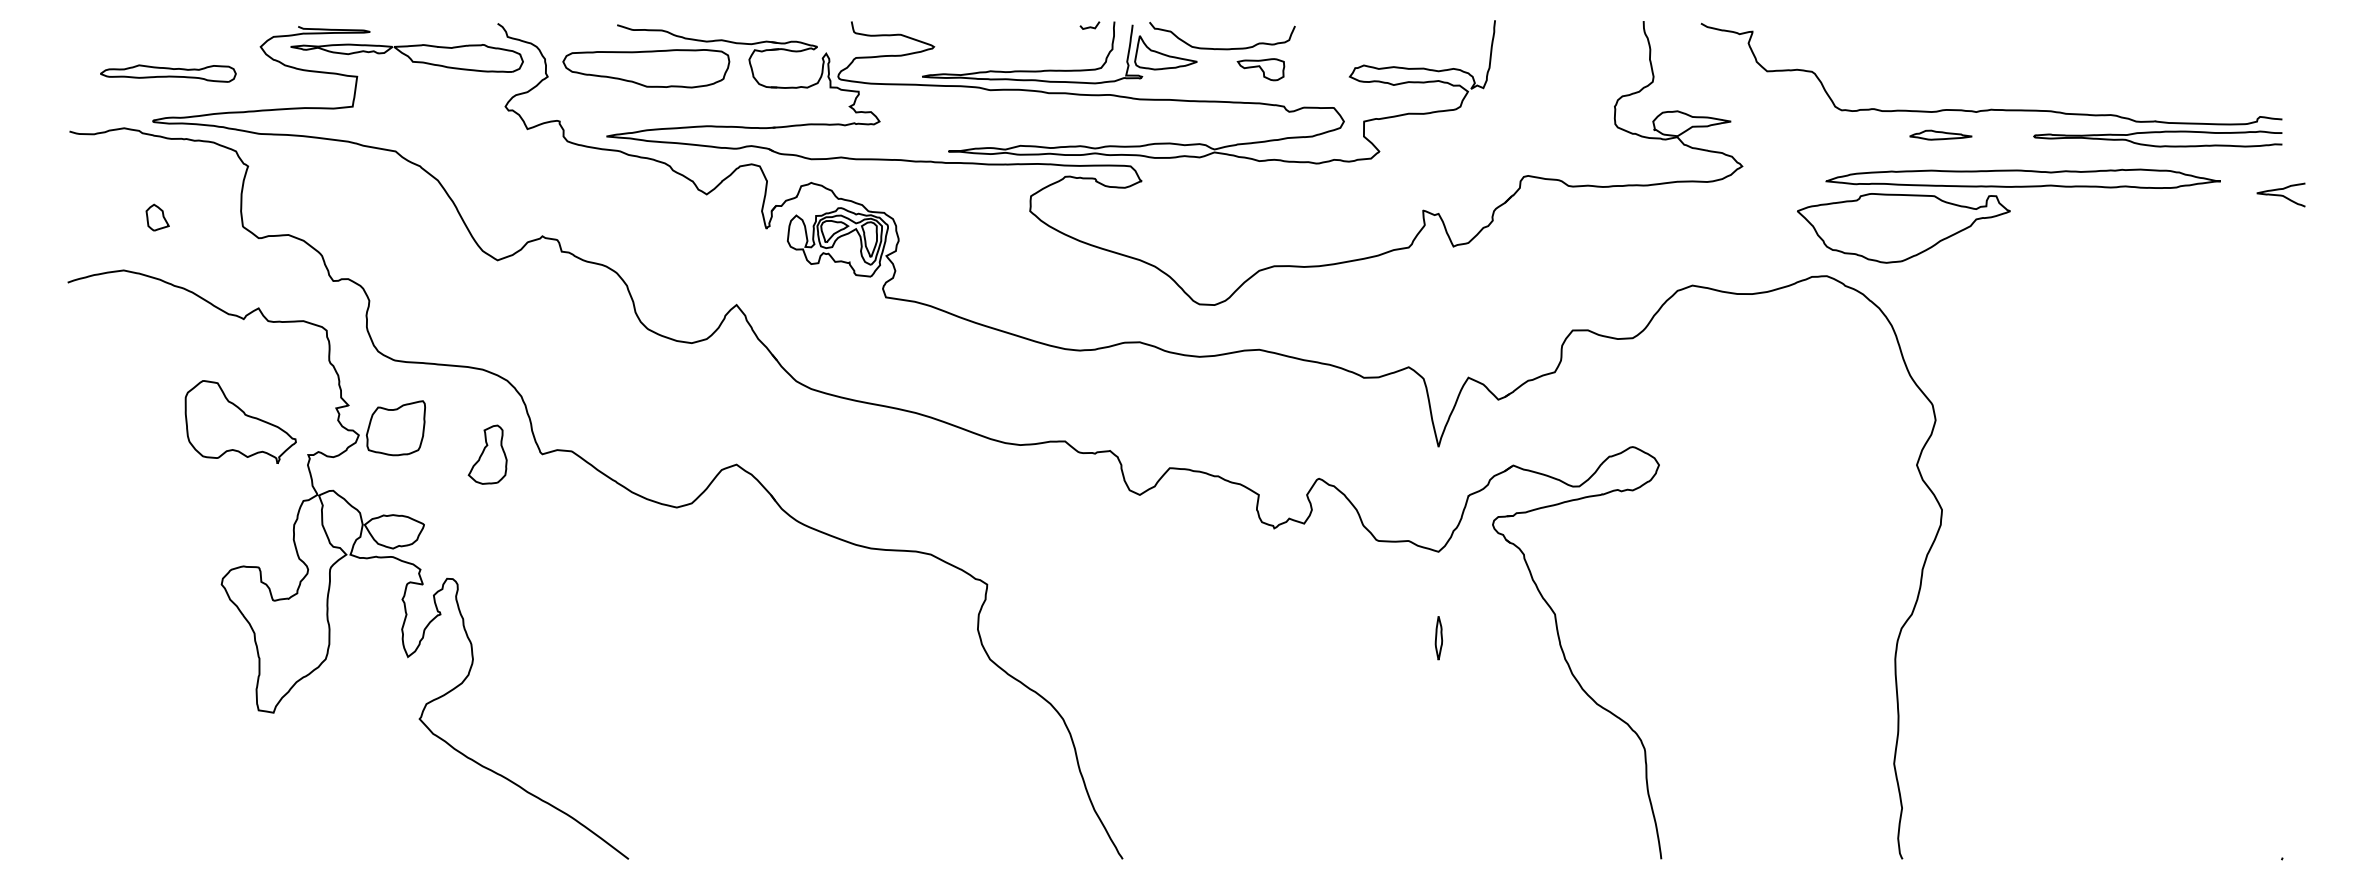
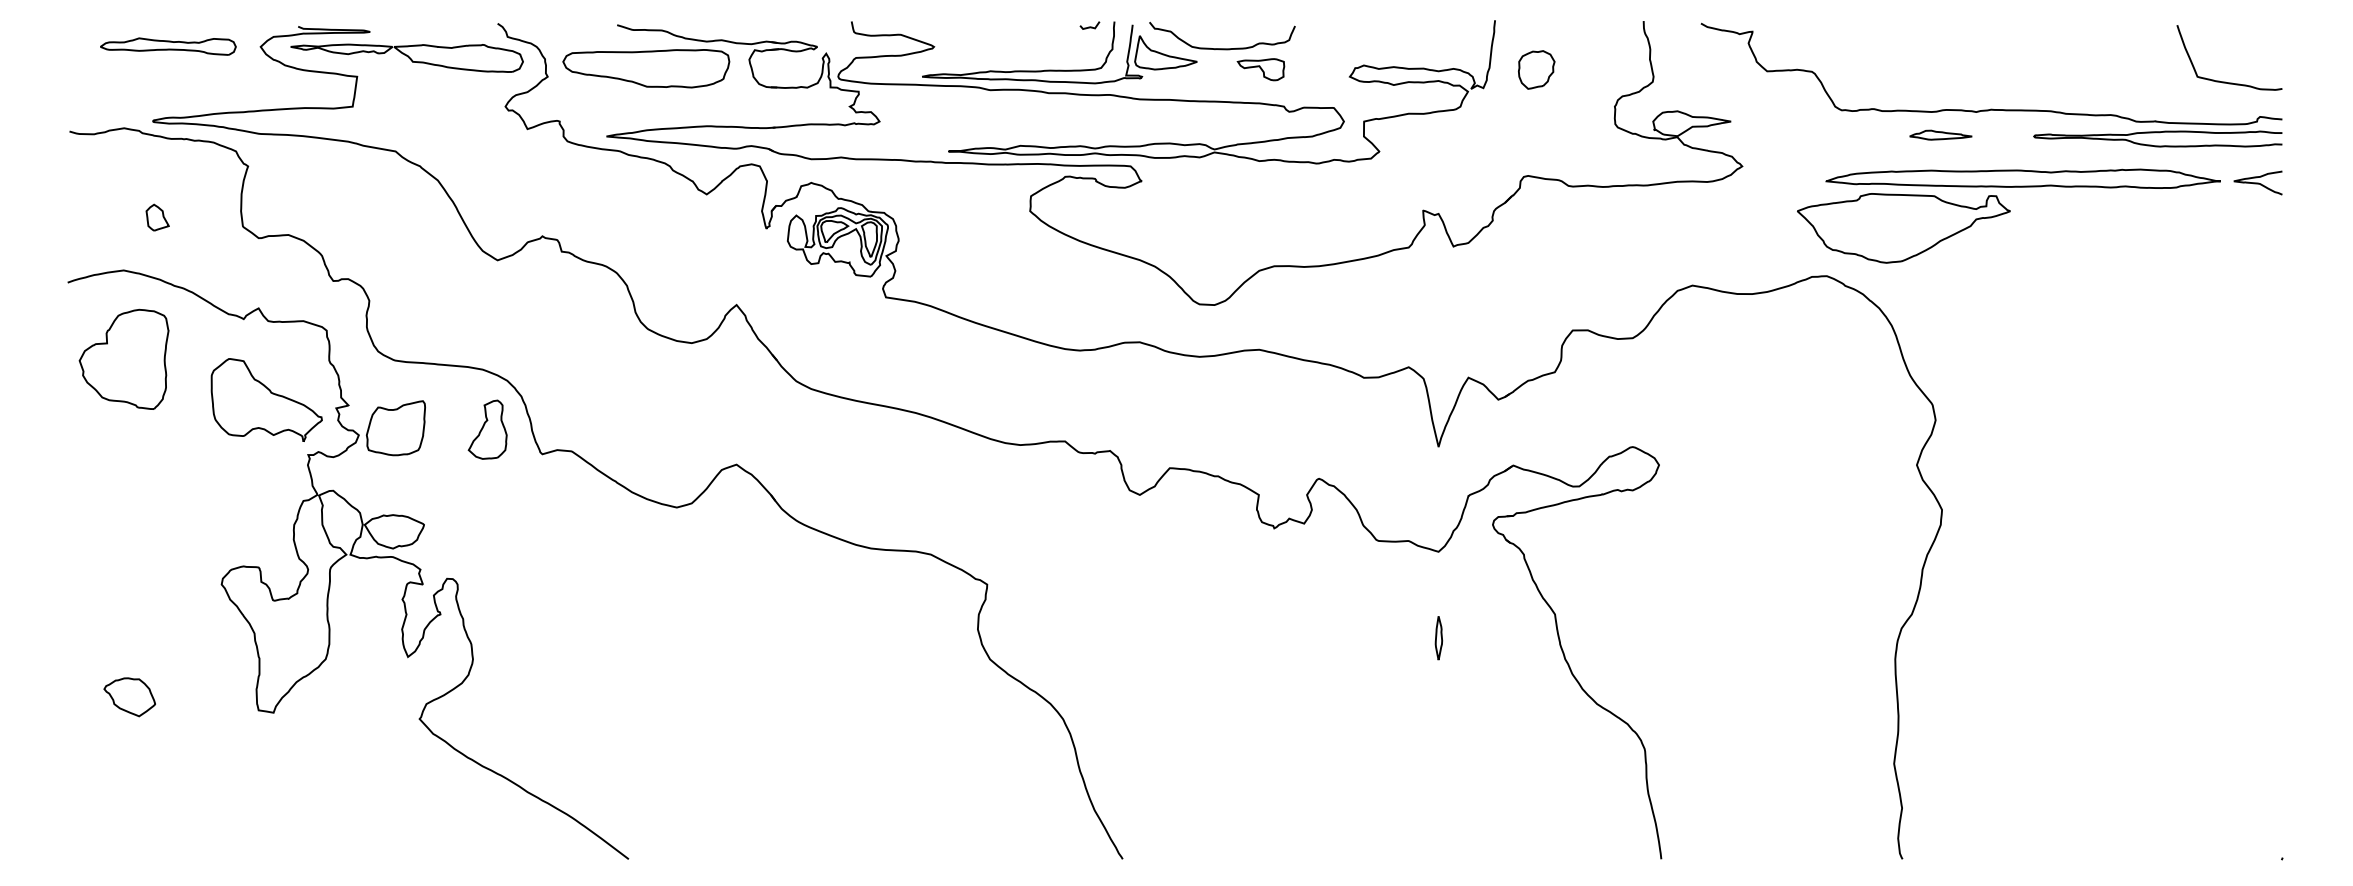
part: none -> present (1536, 69)
part position: (168, 73) -> (168, 46) (168, 46)
curve: none -> present (2225, 81)
curve position: (2280, 194) -> (2257, 182) (2257, 182)
part: none -> present (123, 358)
part position: (240, 421) -> (266, 399) (266, 399)
part position: (487, 454) -> (487, 429) (487, 429)
part: none -> present (129, 697)
